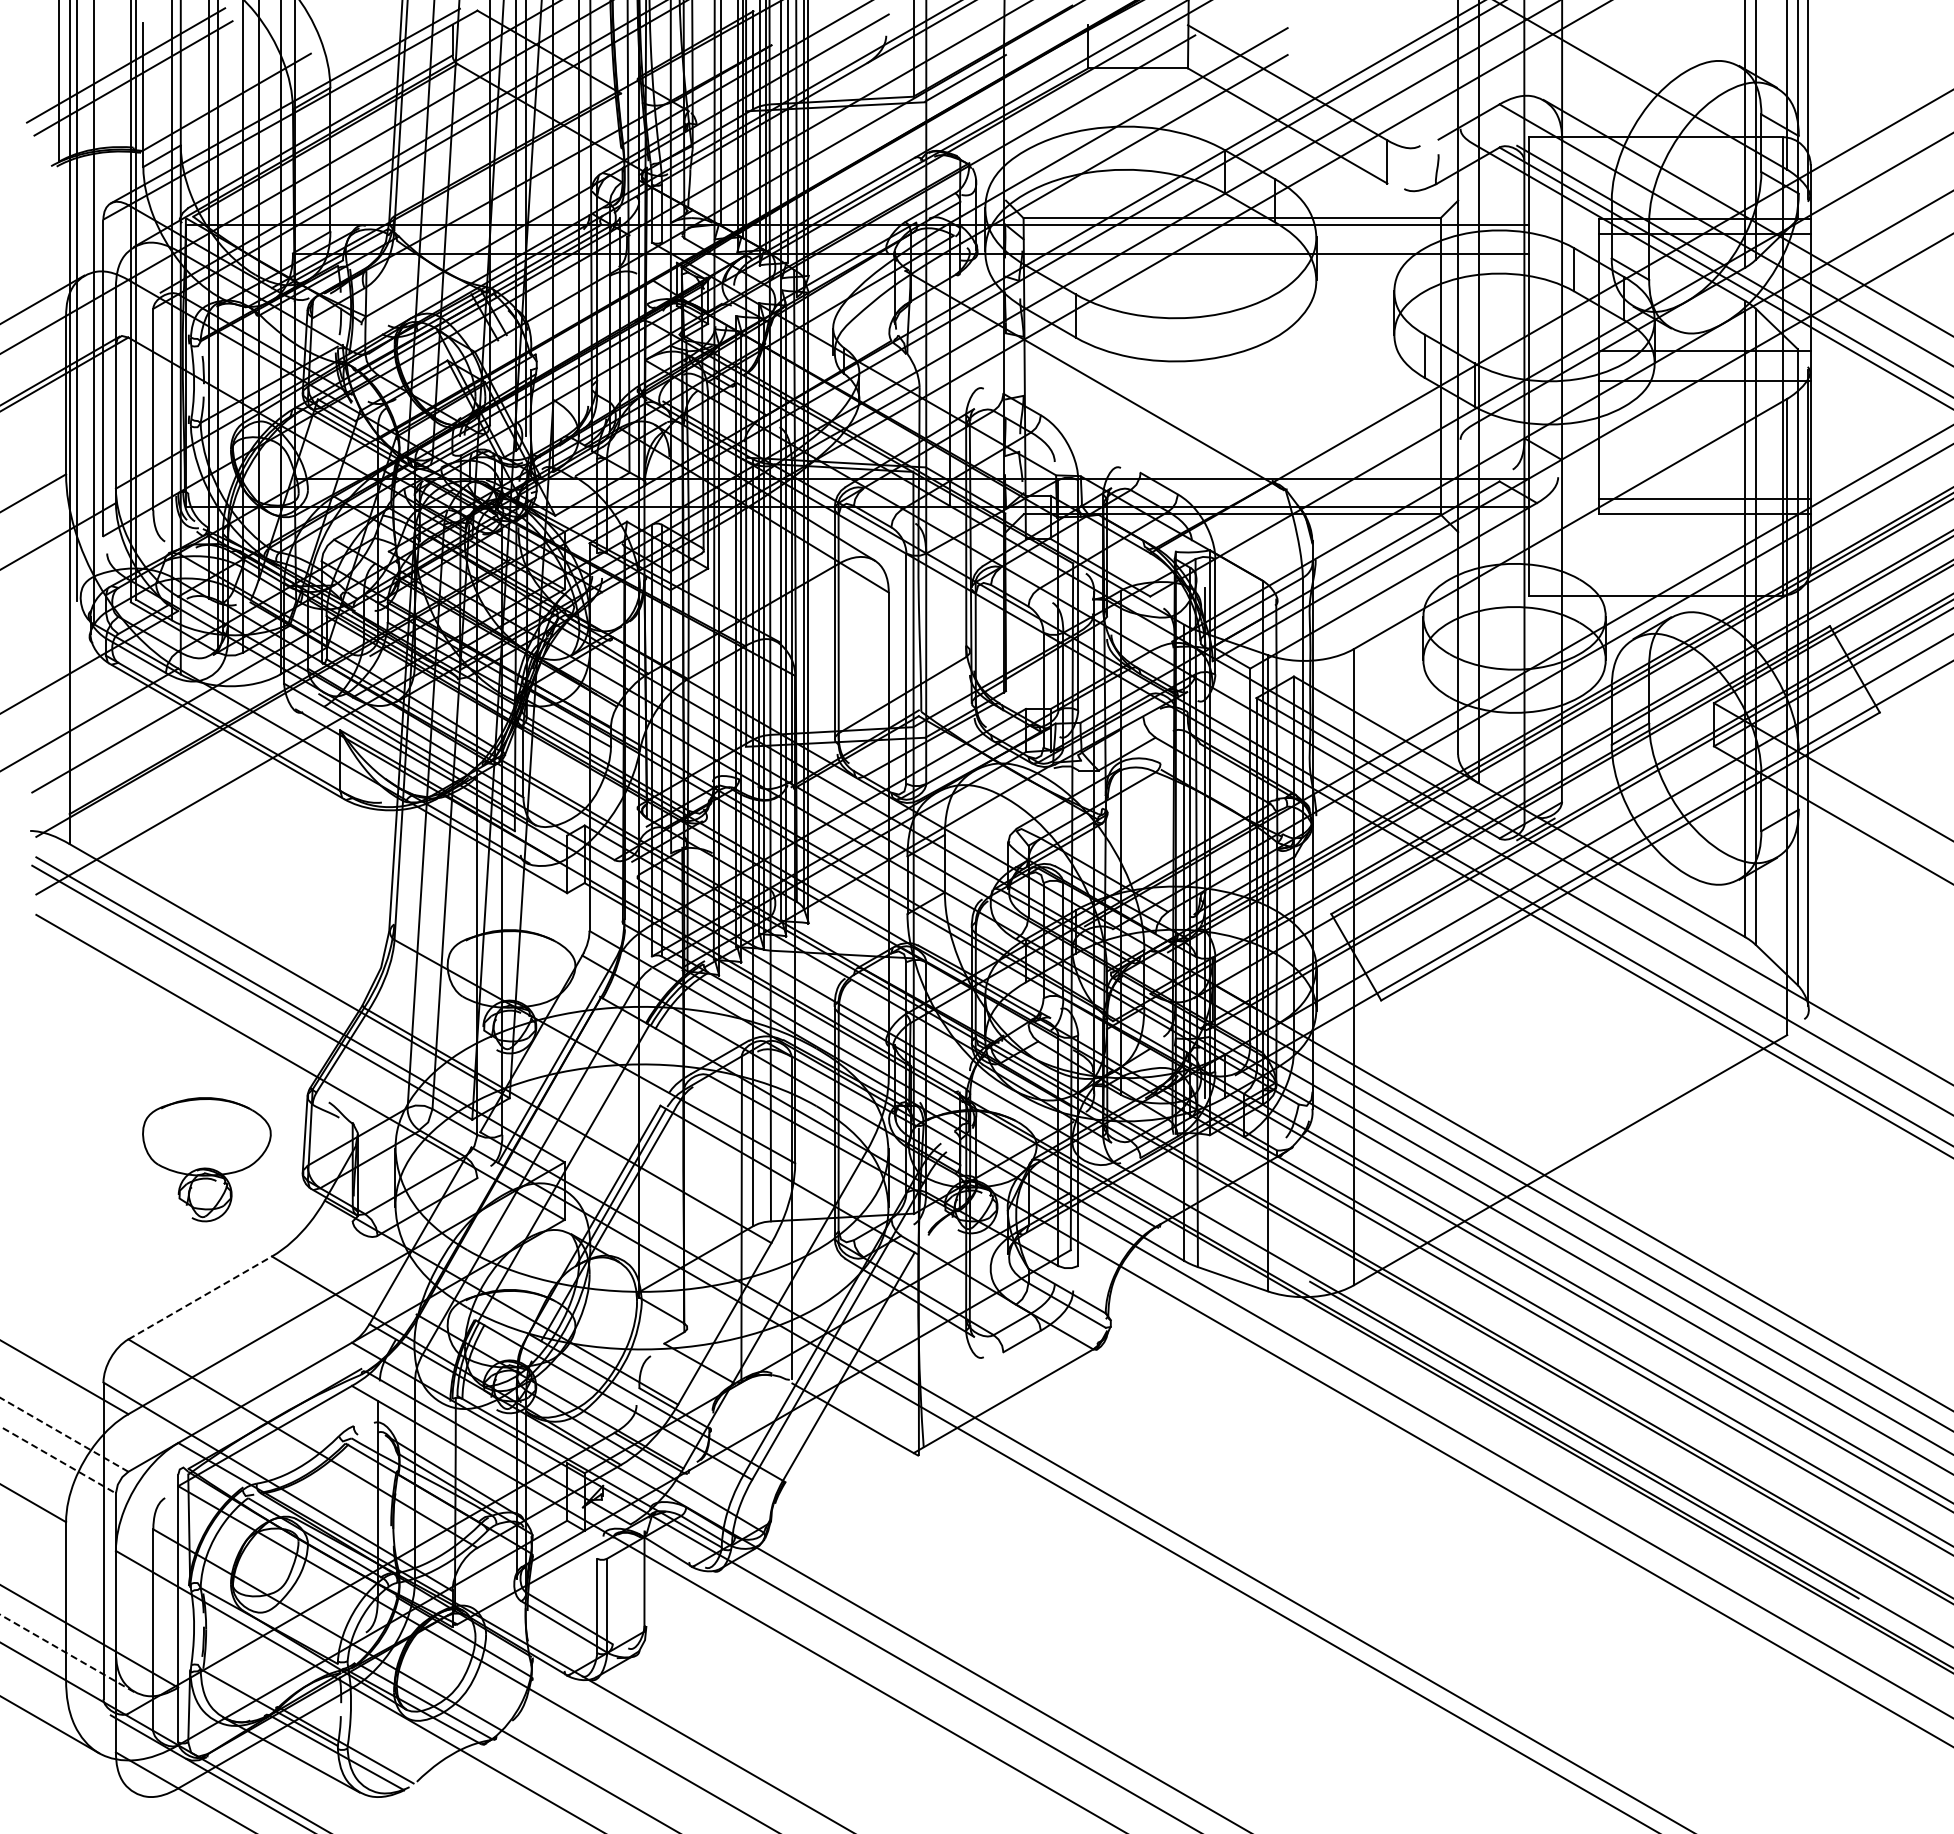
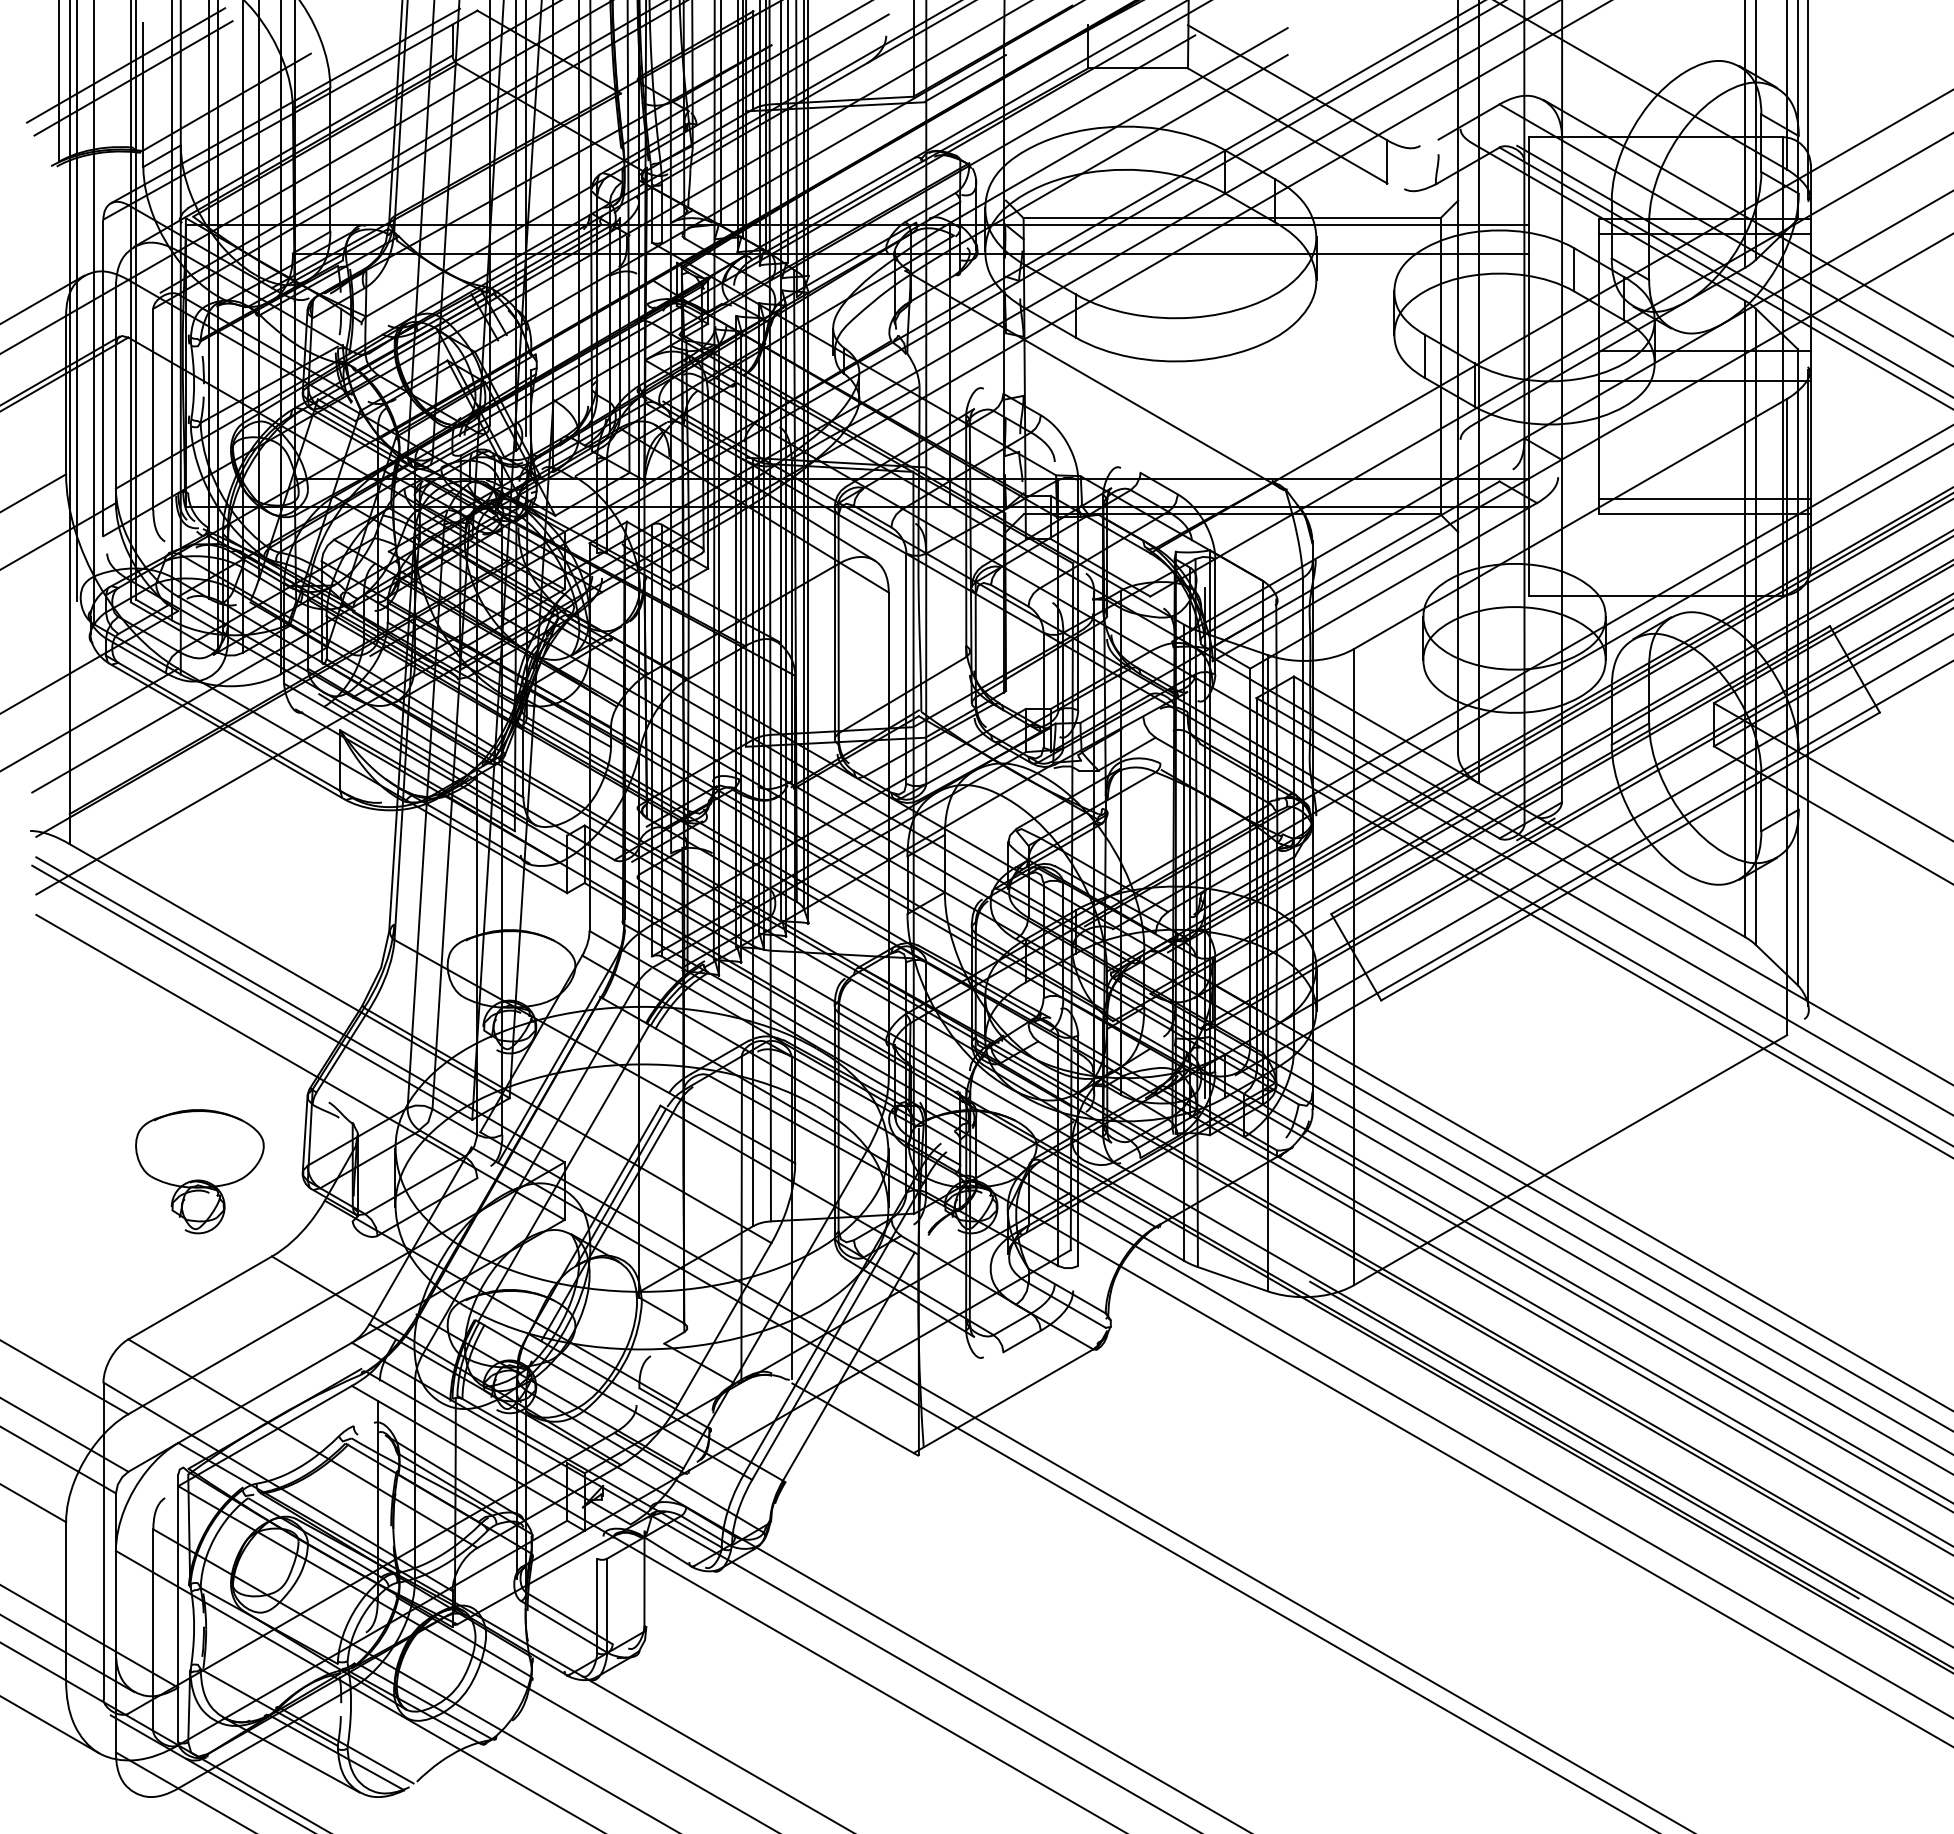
part position: (206, 1159) -> (199, 1171) (199, 1171)
line: dashed -> solid (200, 1297)
line: dashed -> solid (64, 1434)
line: dashed -> solid (58, 1460)
line: dashed -> solid (66, 1653)
